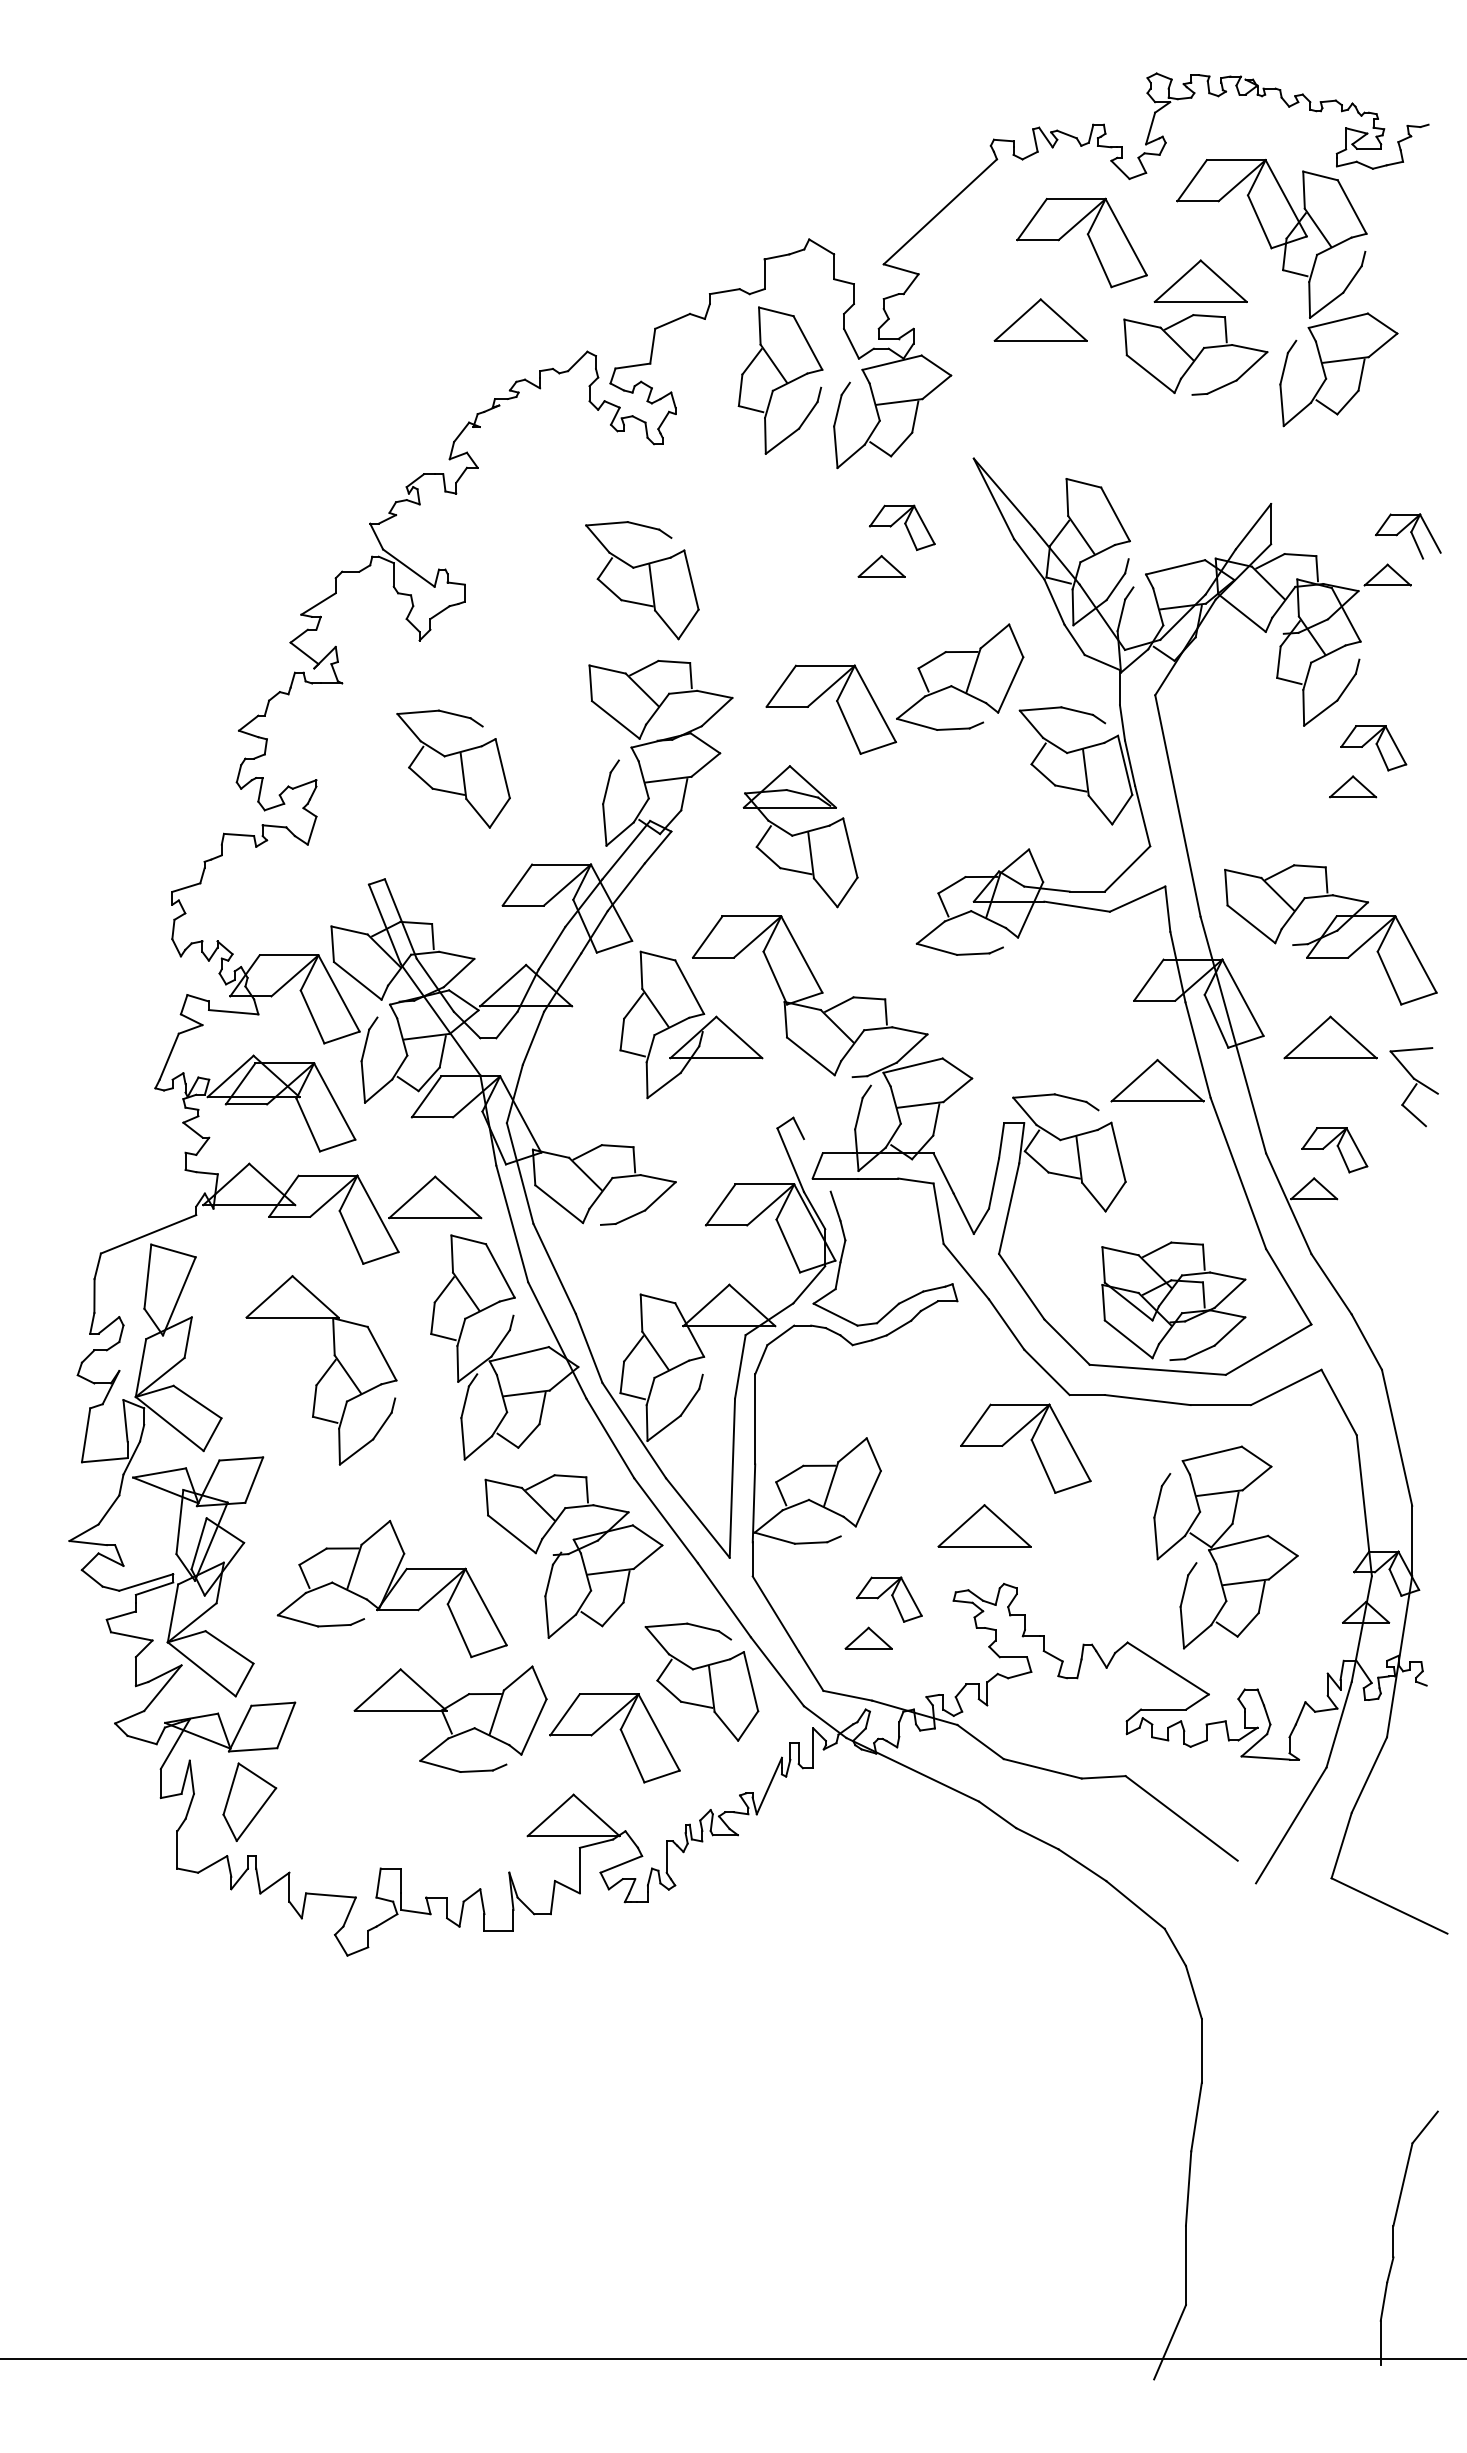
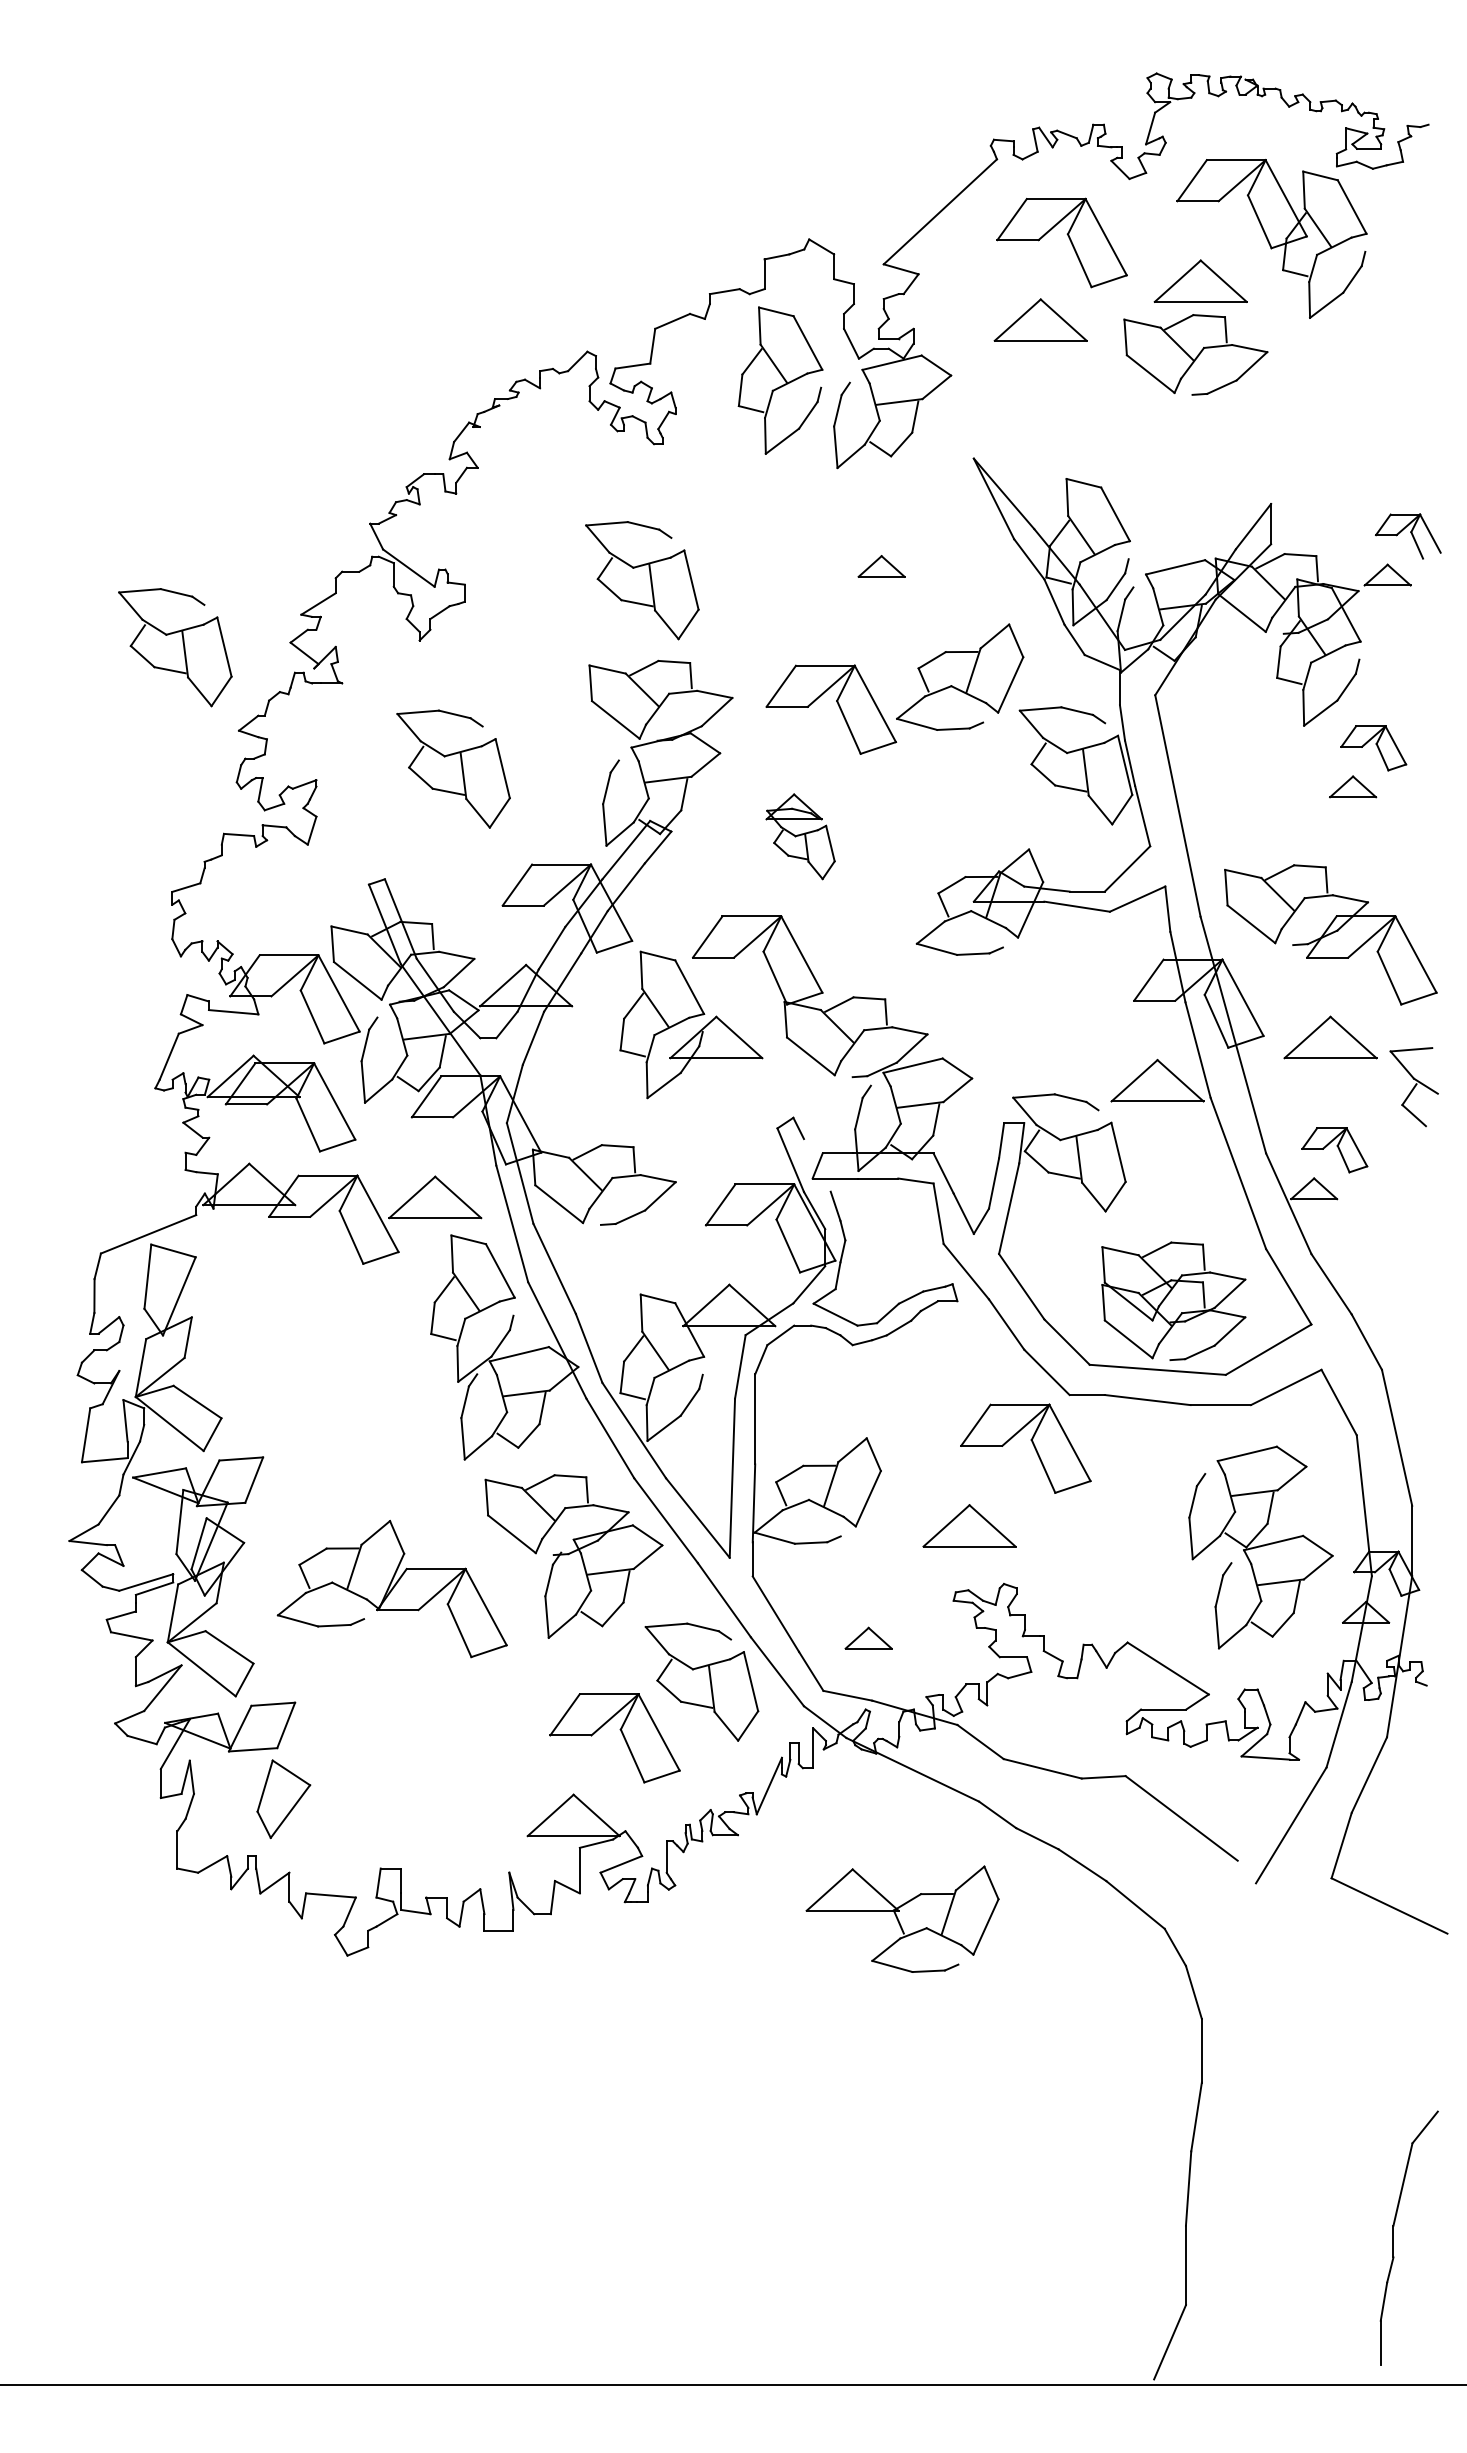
part position: (1088, 238) -> (1068, 238) (1068, 238)
part: present -> none (1338, 369)
part: present -> none (901, 527)
part: none -> present (175, 647)
part size: 117x144 px -> 71x88 px (800, 836)
part: present -> none (321, 1370)
part position: (984, 1525) -> (969, 1525) (969, 1525)
part position: (1225, 1547) -> (1260, 1547) (1260, 1547)
part: present -> none (889, 1599)
part position: (450, 1718) -> (902, 1918) (902, 1918)
part position: (249, 1801) -> (283, 1798) (283, 1798)
line position: (732, 2359) -> (732, 2385) (732, 2385)
